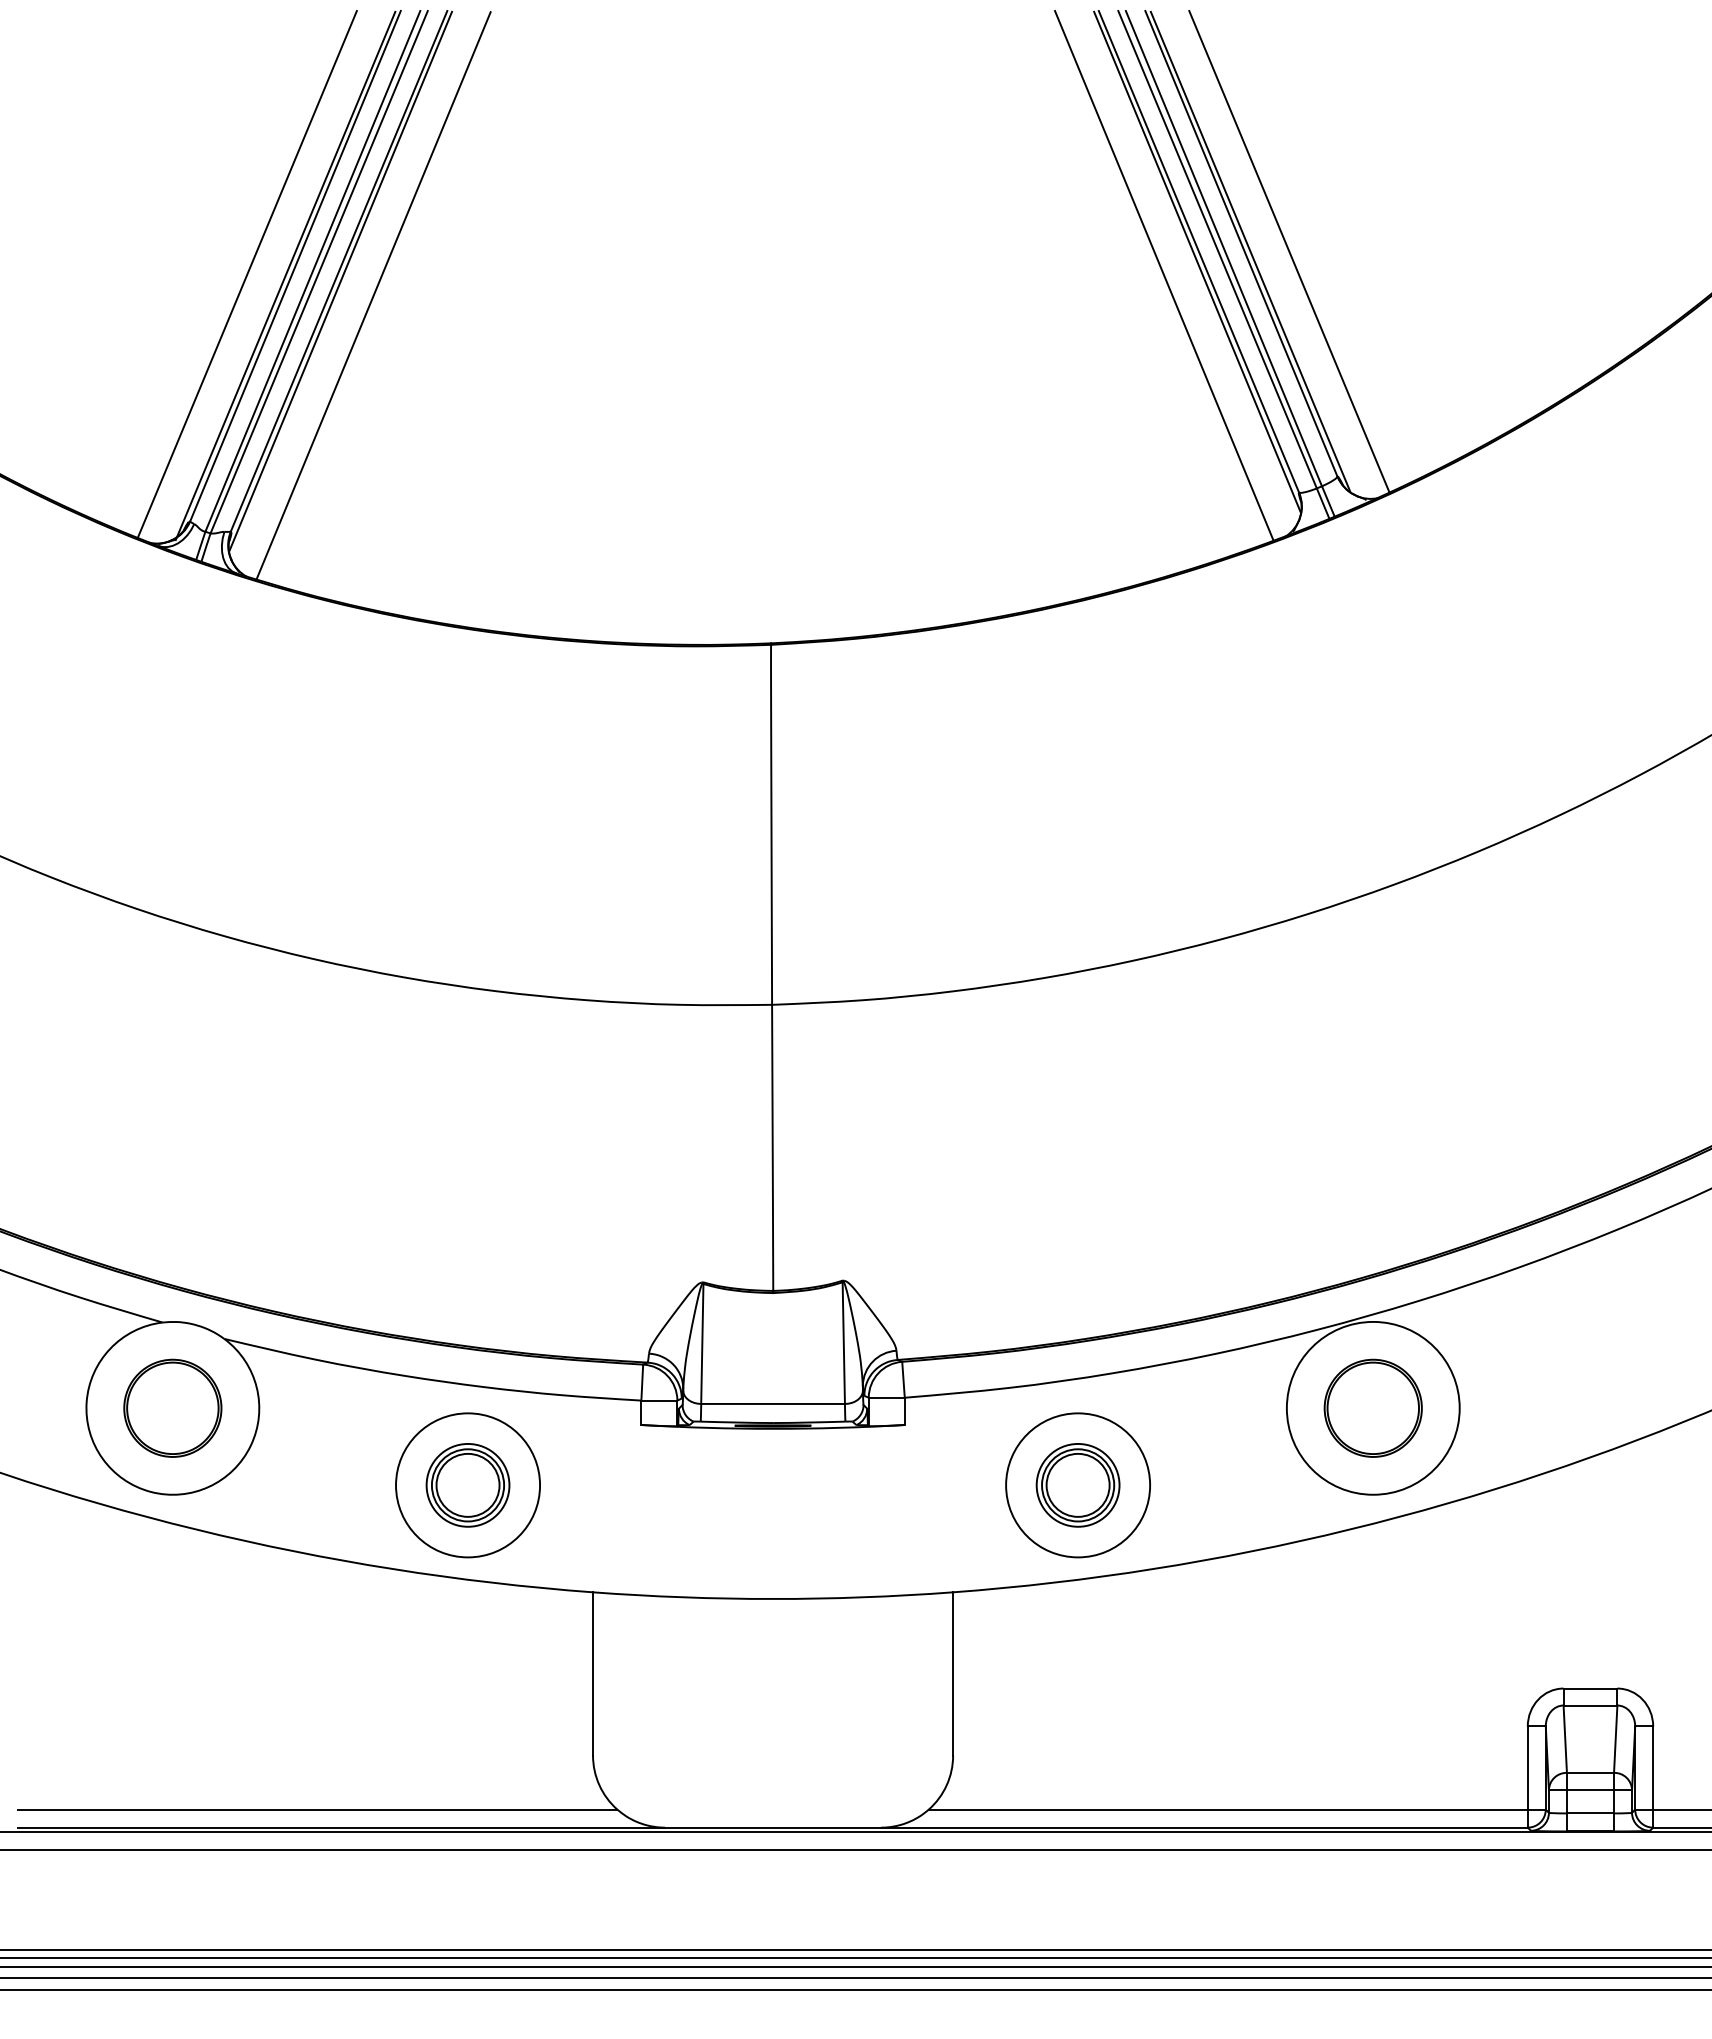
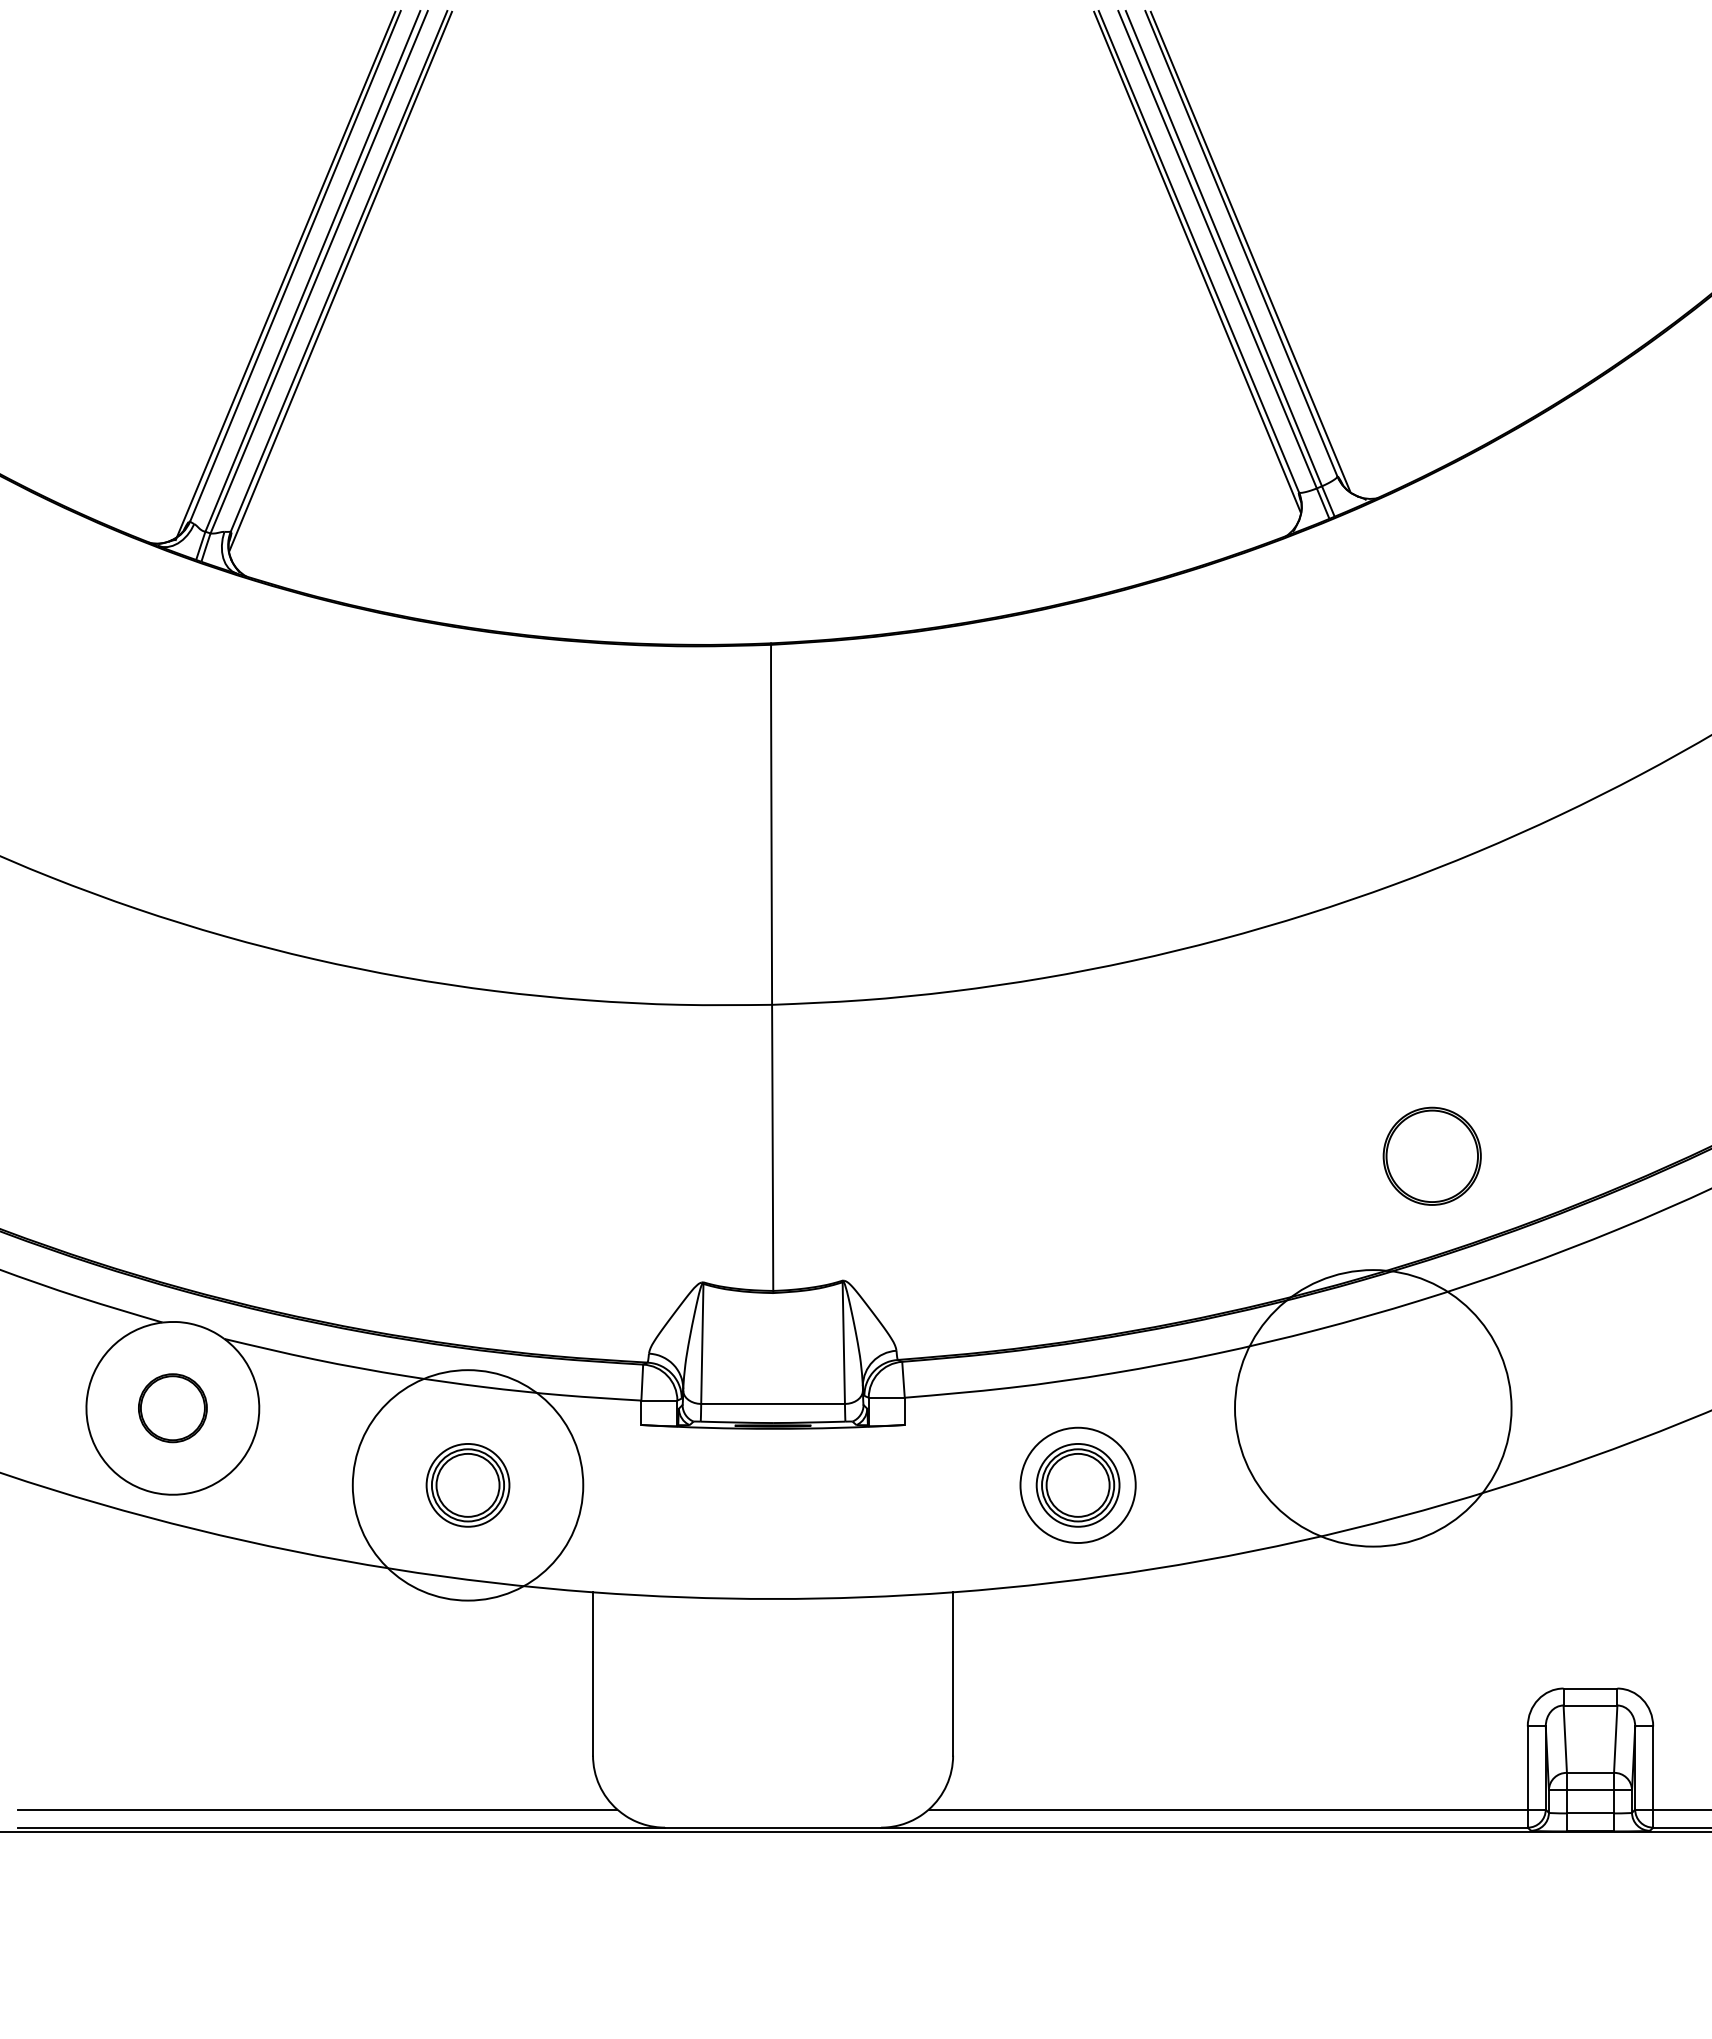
line: present -> none (1289, 251)
line: present -> none (246, 273)
line: present -> none (1164, 275)
line: present -> none (373, 295)
part size: 100x100 px -> 70x71 px (172, 1408)
circle diameter: 173 px -> 277 px (1373, 1408)
part position: (1372, 1407) -> (1431, 1155) (1431, 1155)
circle diameter: 144 px -> 230 px (467, 1485)
circle diameter: 144 px -> 115 px (1077, 1484)
line: present -> none (855, 1849)
line: present -> none (855, 1950)
line: present -> none (855, 1957)
line: present -> none (855, 1966)
line: present -> none (855, 1977)
line: present -> none (855, 1990)
